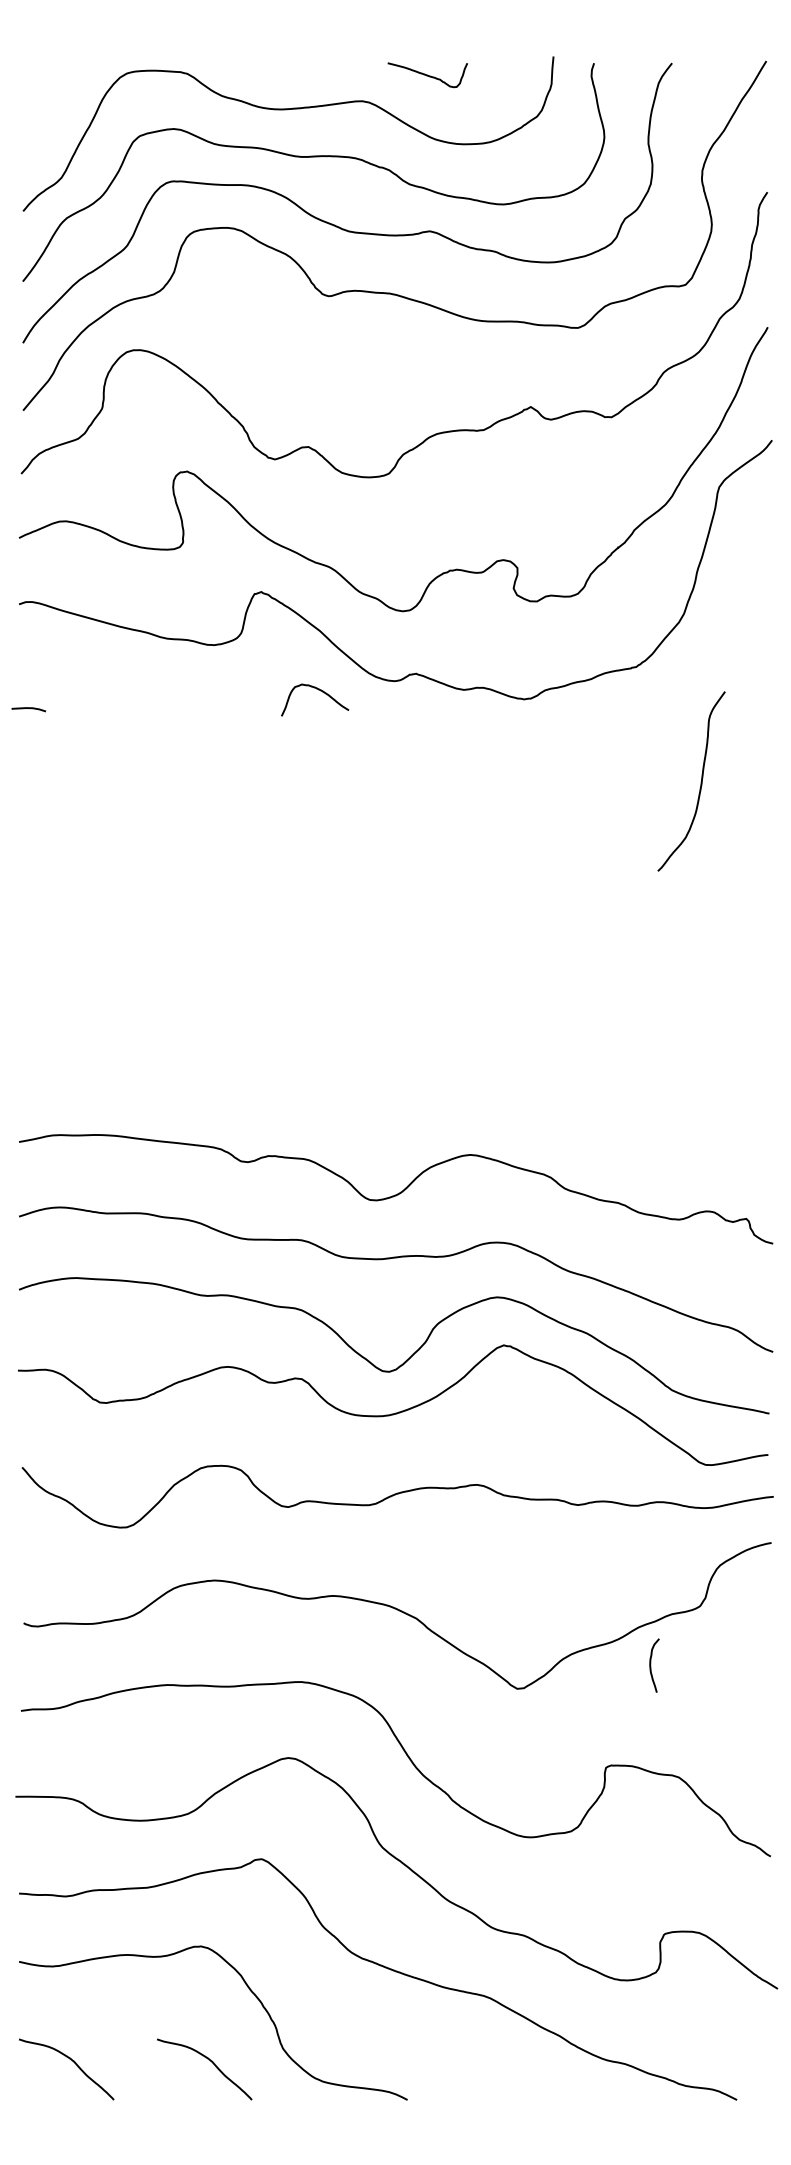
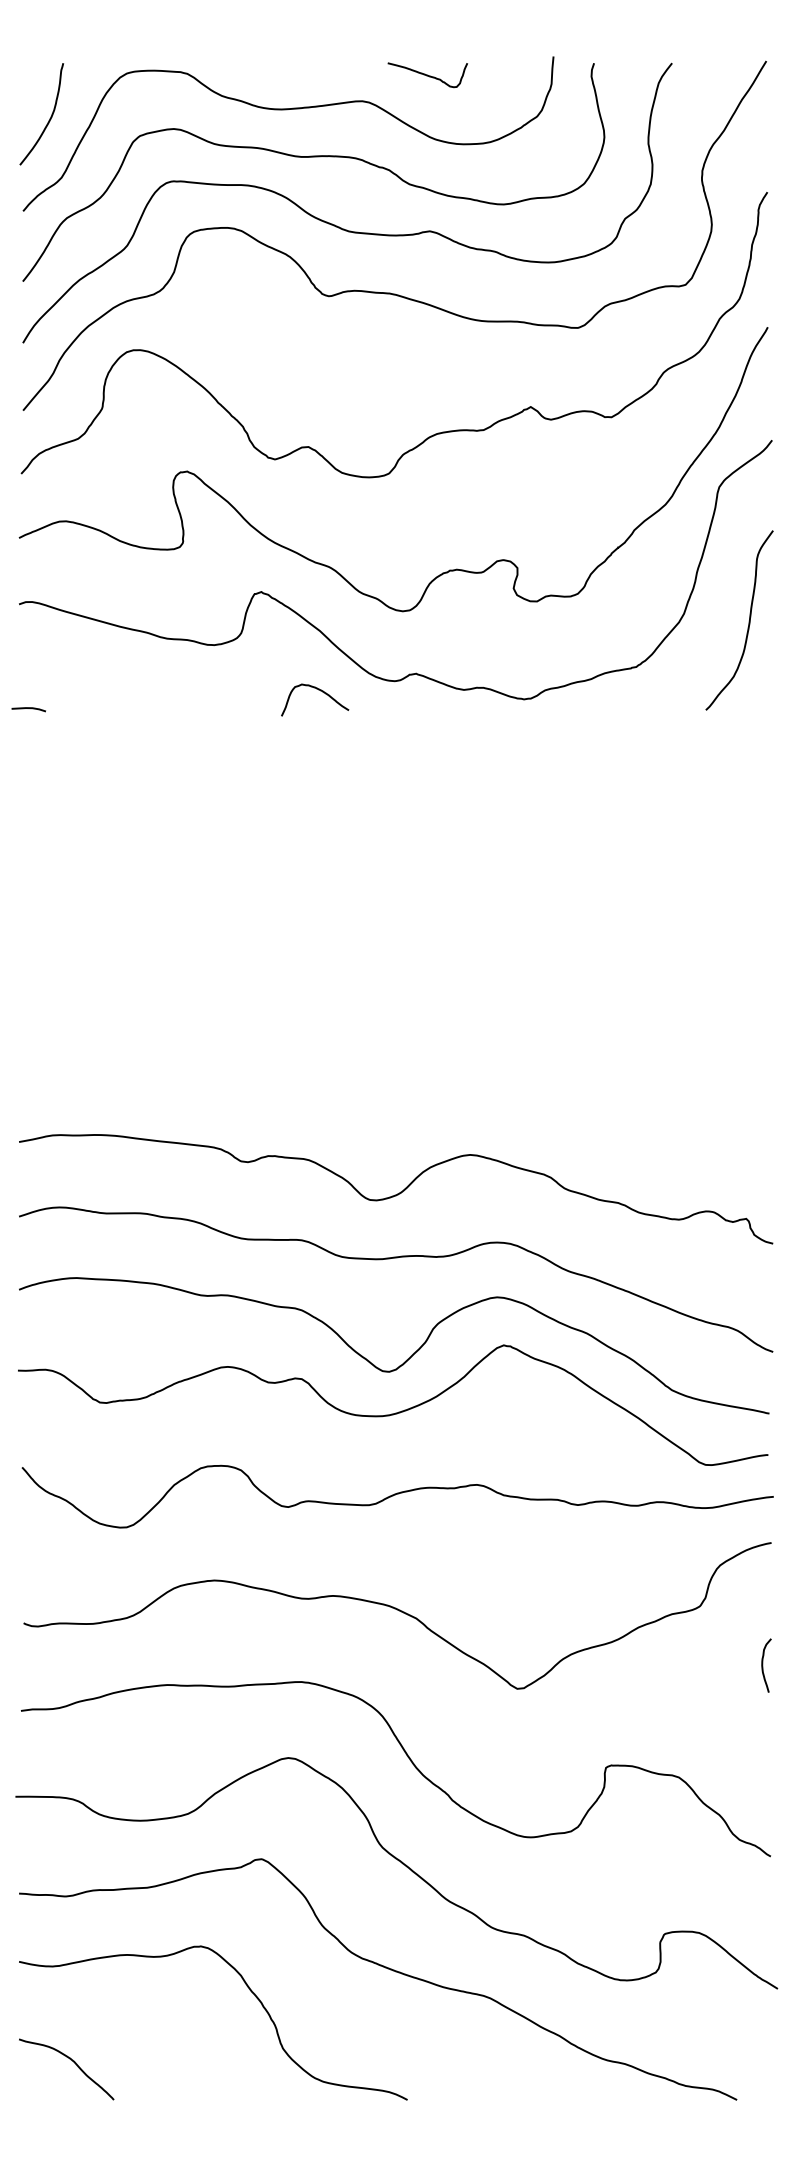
curve: none -> present (49, 118)
curve position: (700, 782) -> (748, 621) (748, 621)
curve position: (651, 1665) -> (763, 1665) (763, 1665)
curve: present -> none (211, 2062)
